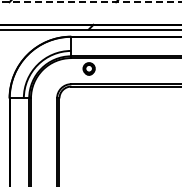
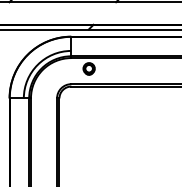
line: dashed -> solid (90, 2)
